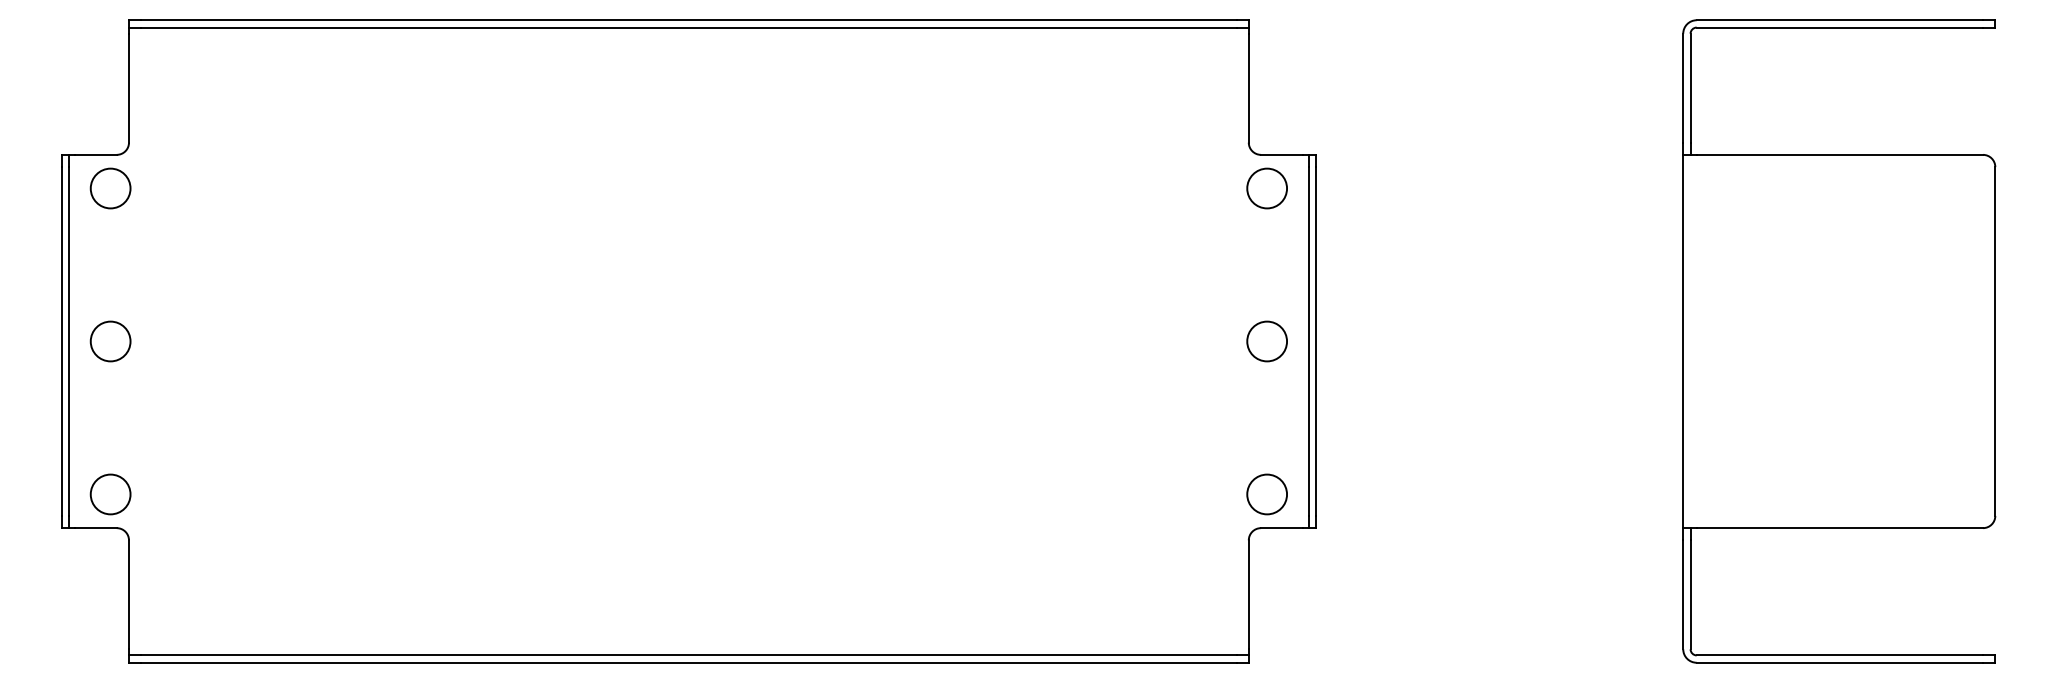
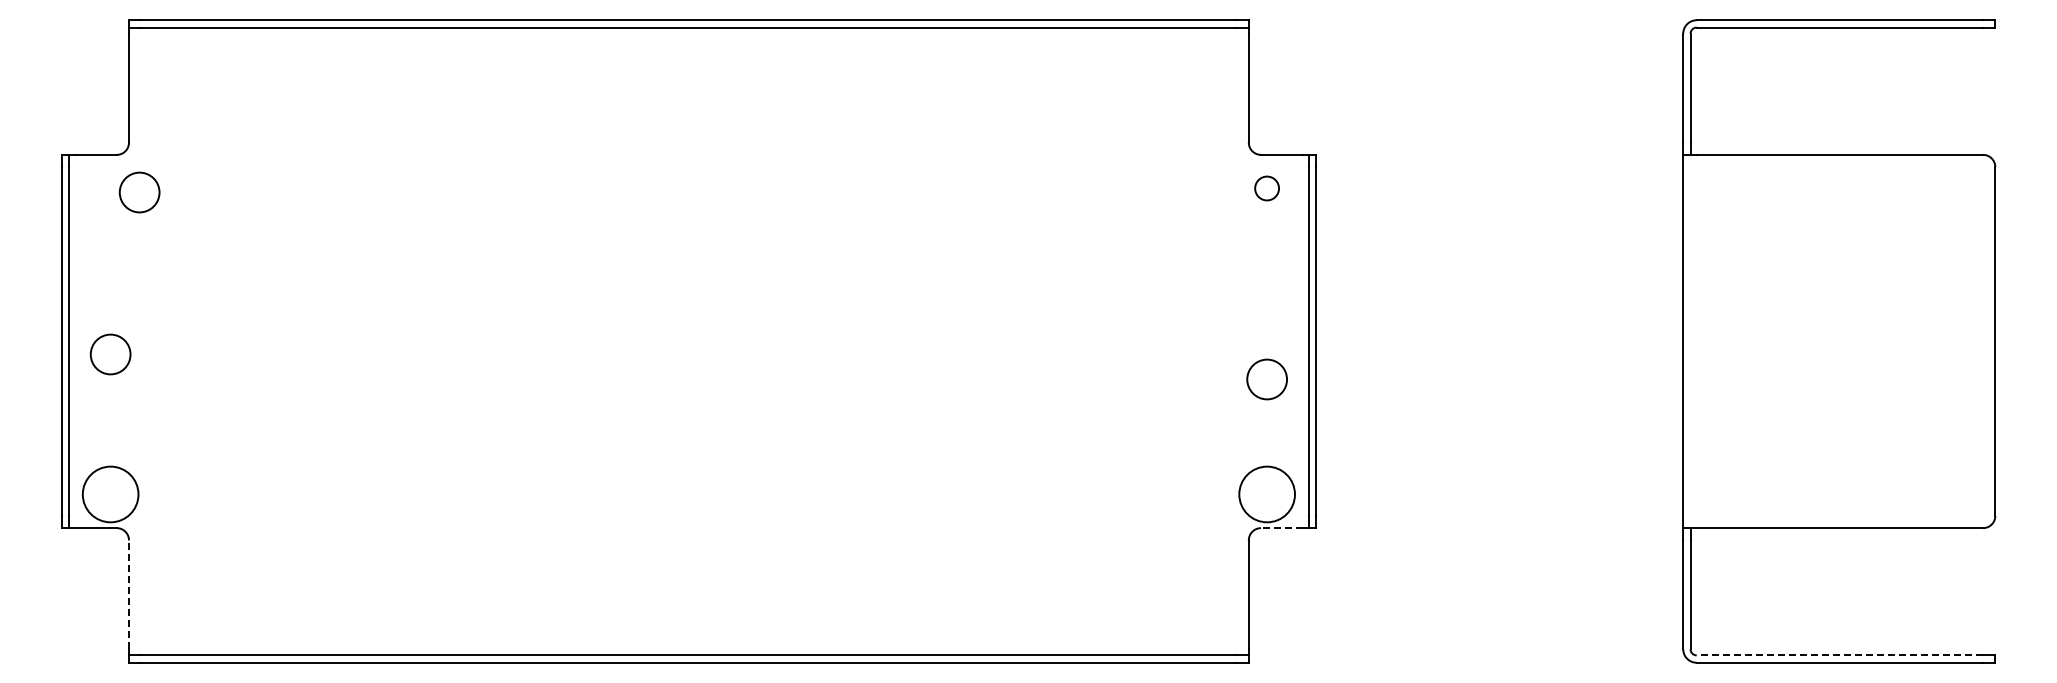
circle position: (110, 188) -> (139, 192) (139, 192)
circle size: 42x43 px -> 26x27 px (1266, 188)
circle position: (110, 341) -> (110, 354) (110, 354)
circle position: (1266, 341) -> (1266, 379) (1266, 379)
circle diameter: 40 px -> 56 px (110, 494)
circle diameter: 40 px -> 56 px (1266, 494)
line: solid -> dashed (1281, 528)
line: solid -> dashed (129, 594)
line: solid -> dashed (1839, 655)
